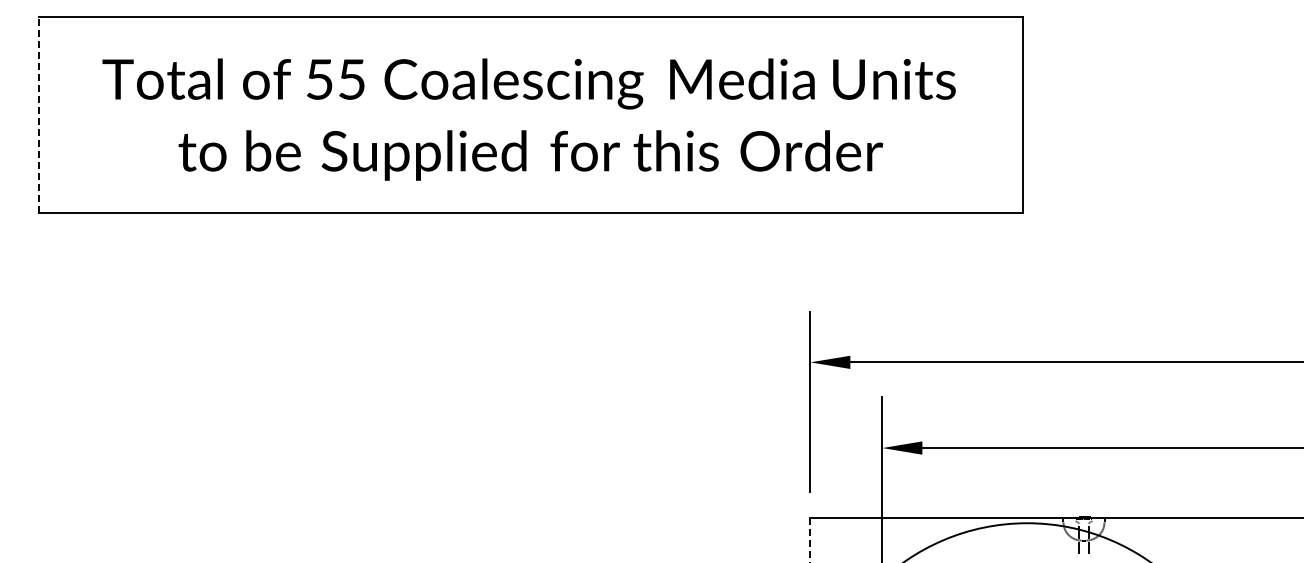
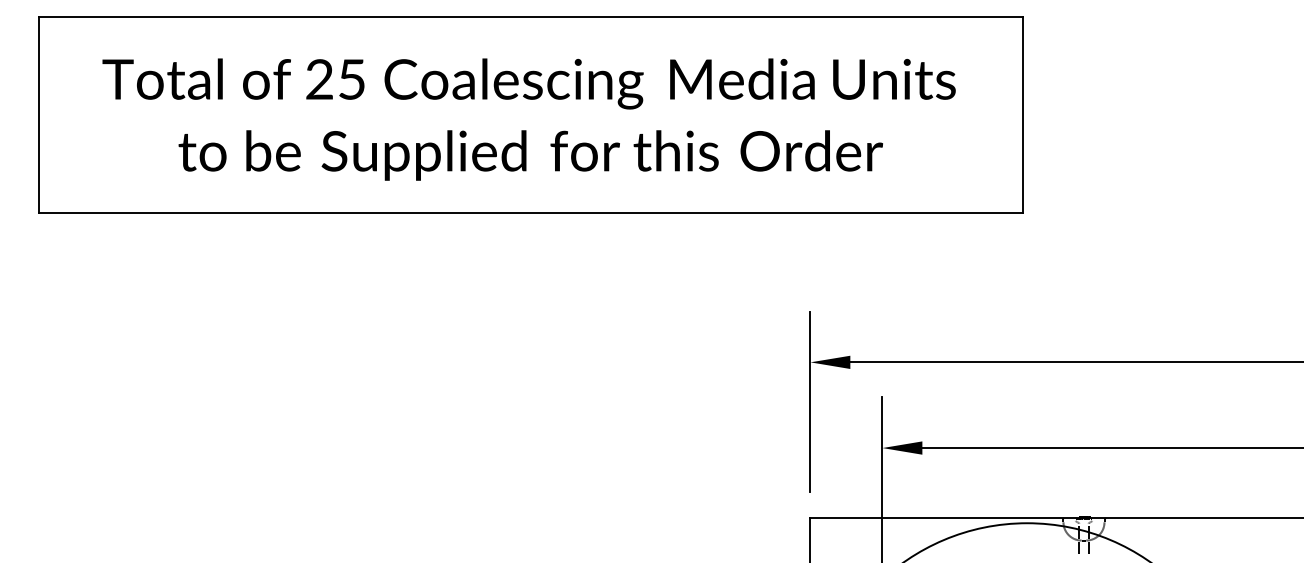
text: 55 -> 25 (319, 79)
line: dashed -> solid (39, 114)
line: dashed -> solid (810, 540)
